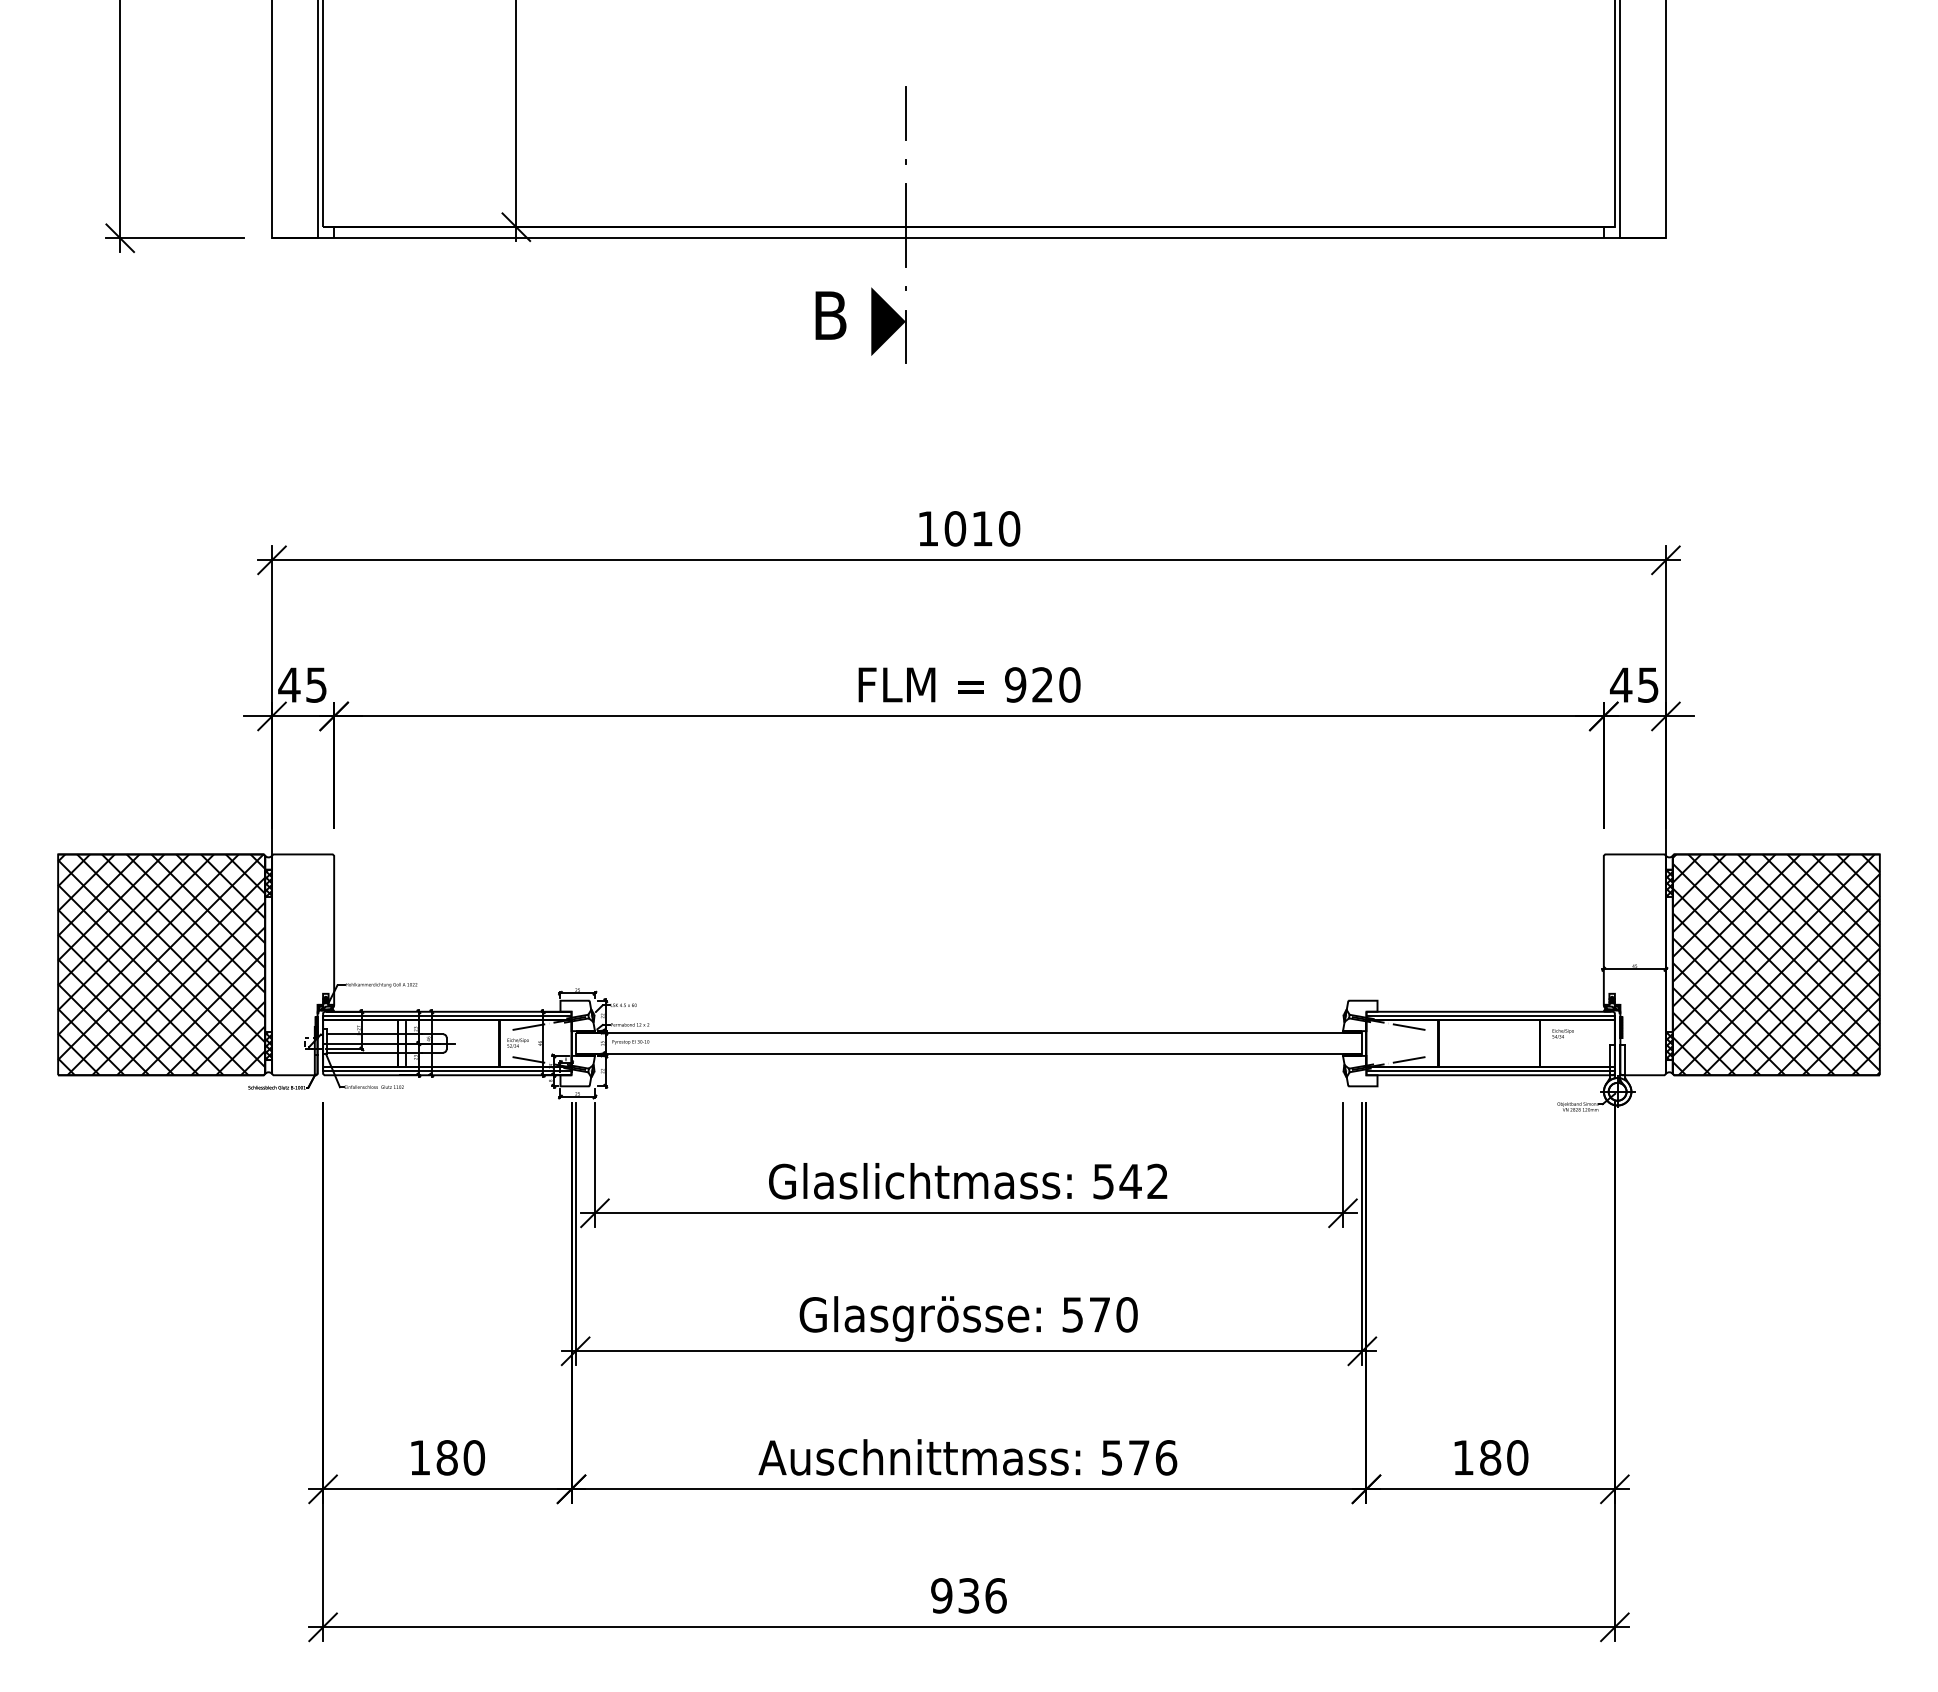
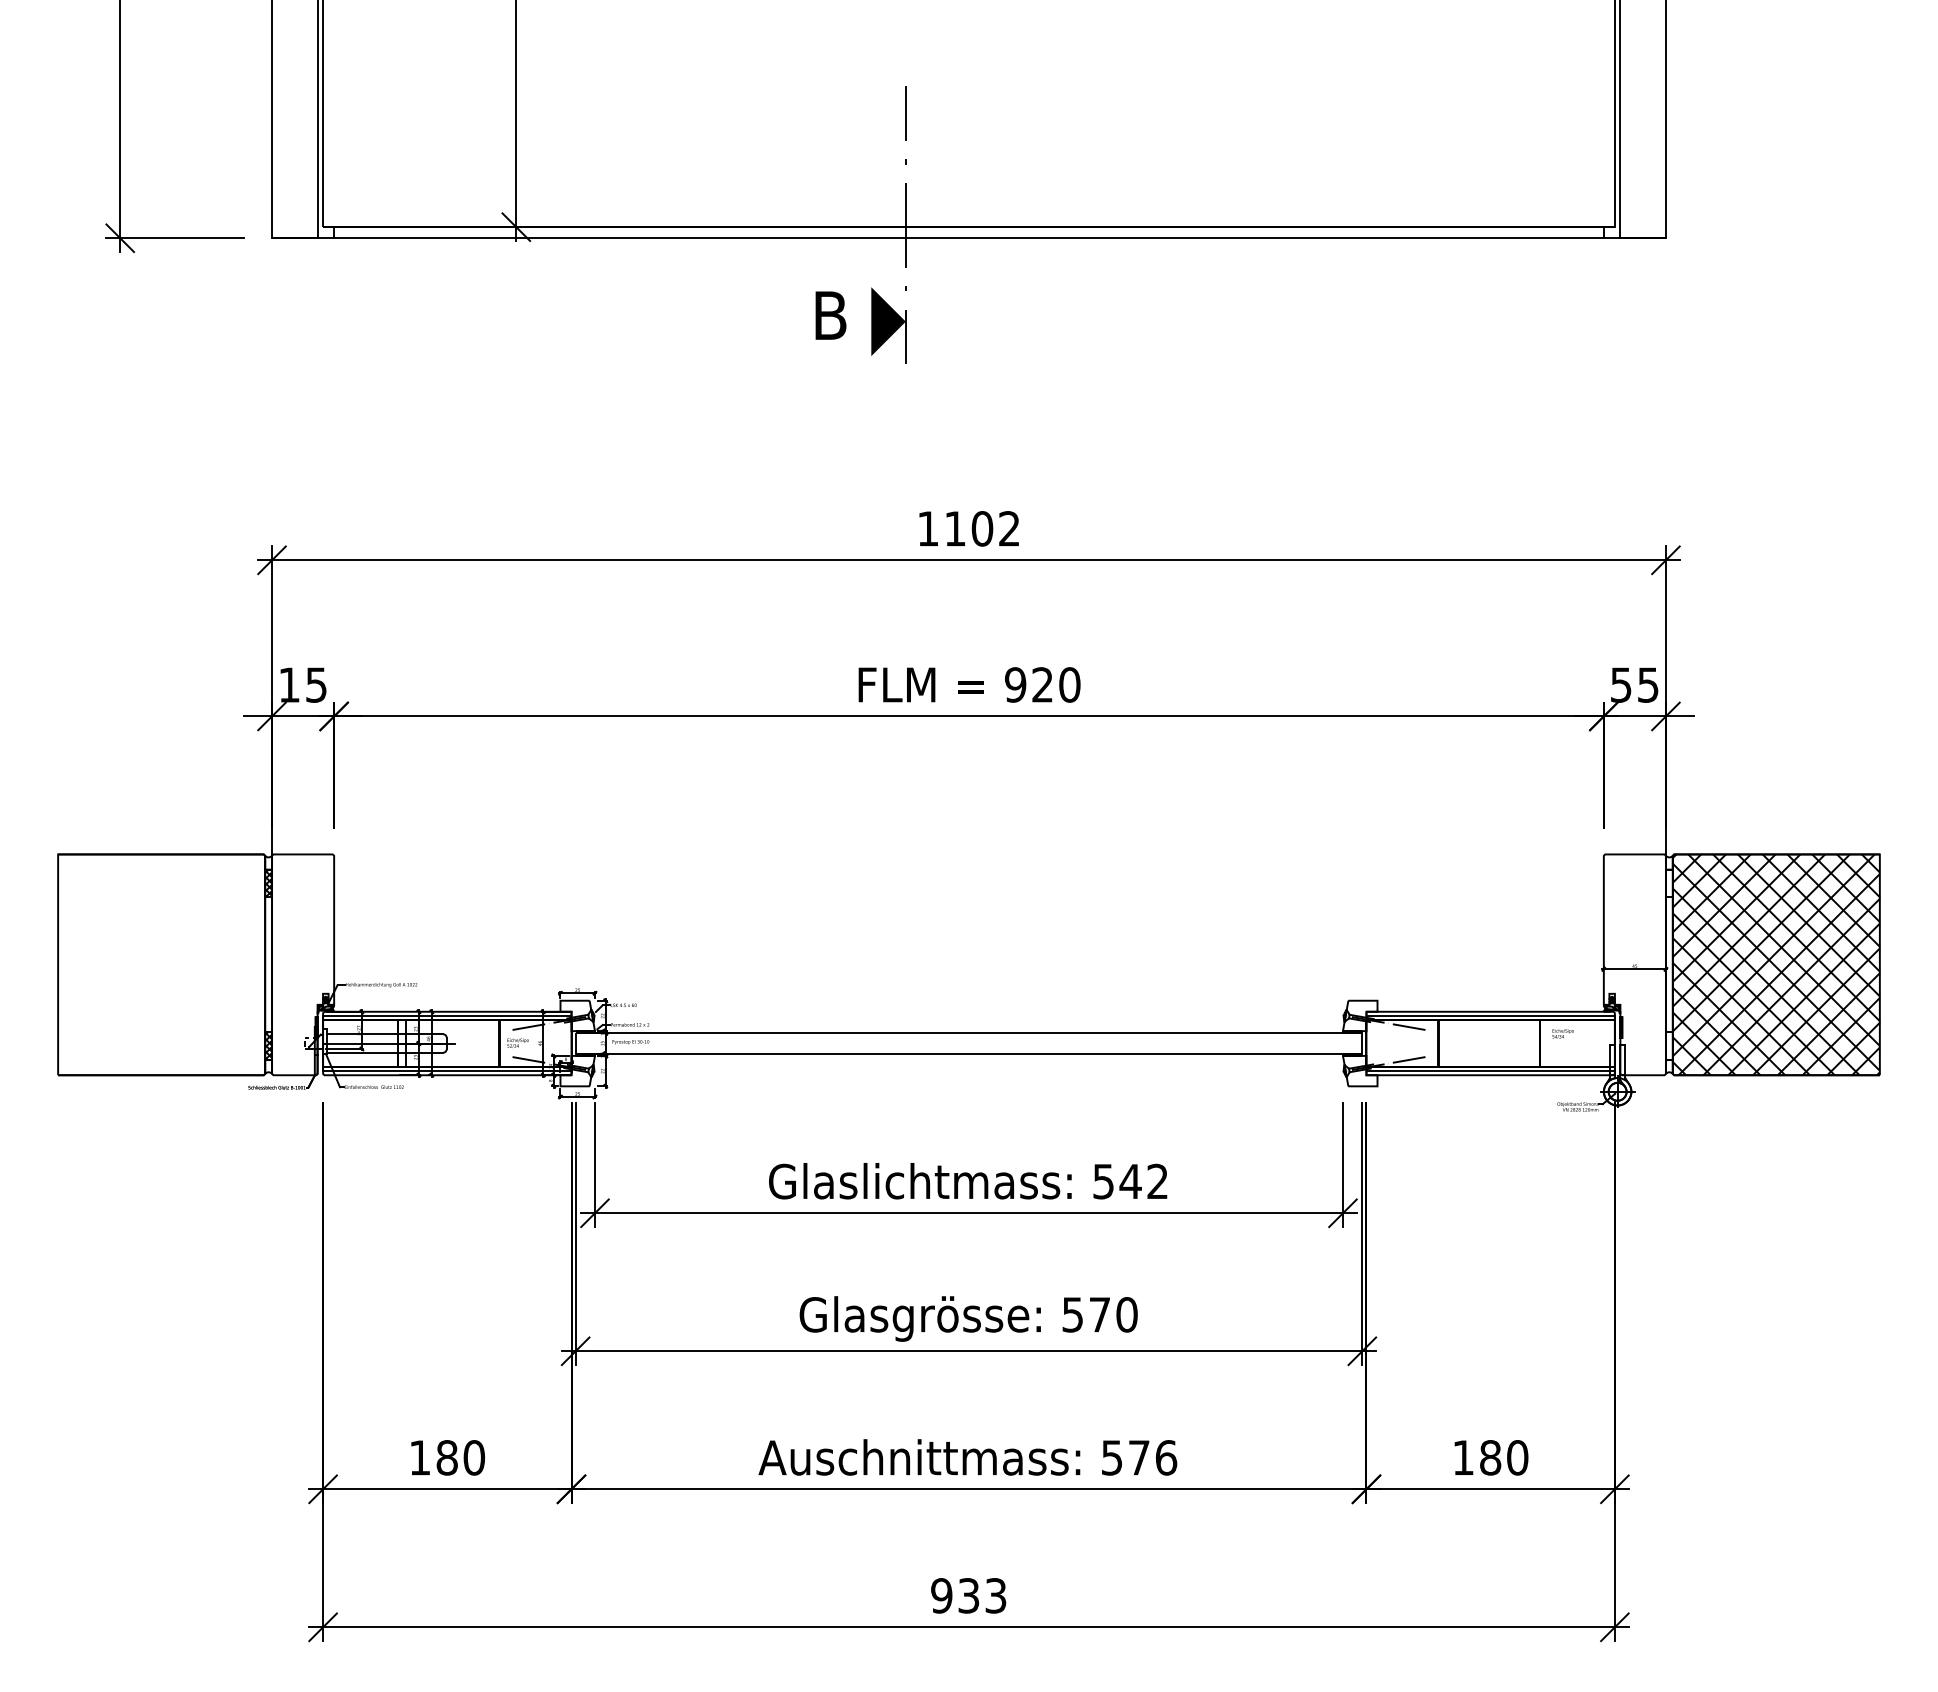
text: 1010 -> 1102 (982, 528)
text: 45 -> 15 (289, 684)
text: 45 -> 55 (1621, 684)
hatch: present -> none (1668, 883)
hatch: present -> none (161, 964)
hatch: present -> none (1668, 1046)
text: 936 -> 933 (995, 1595)
